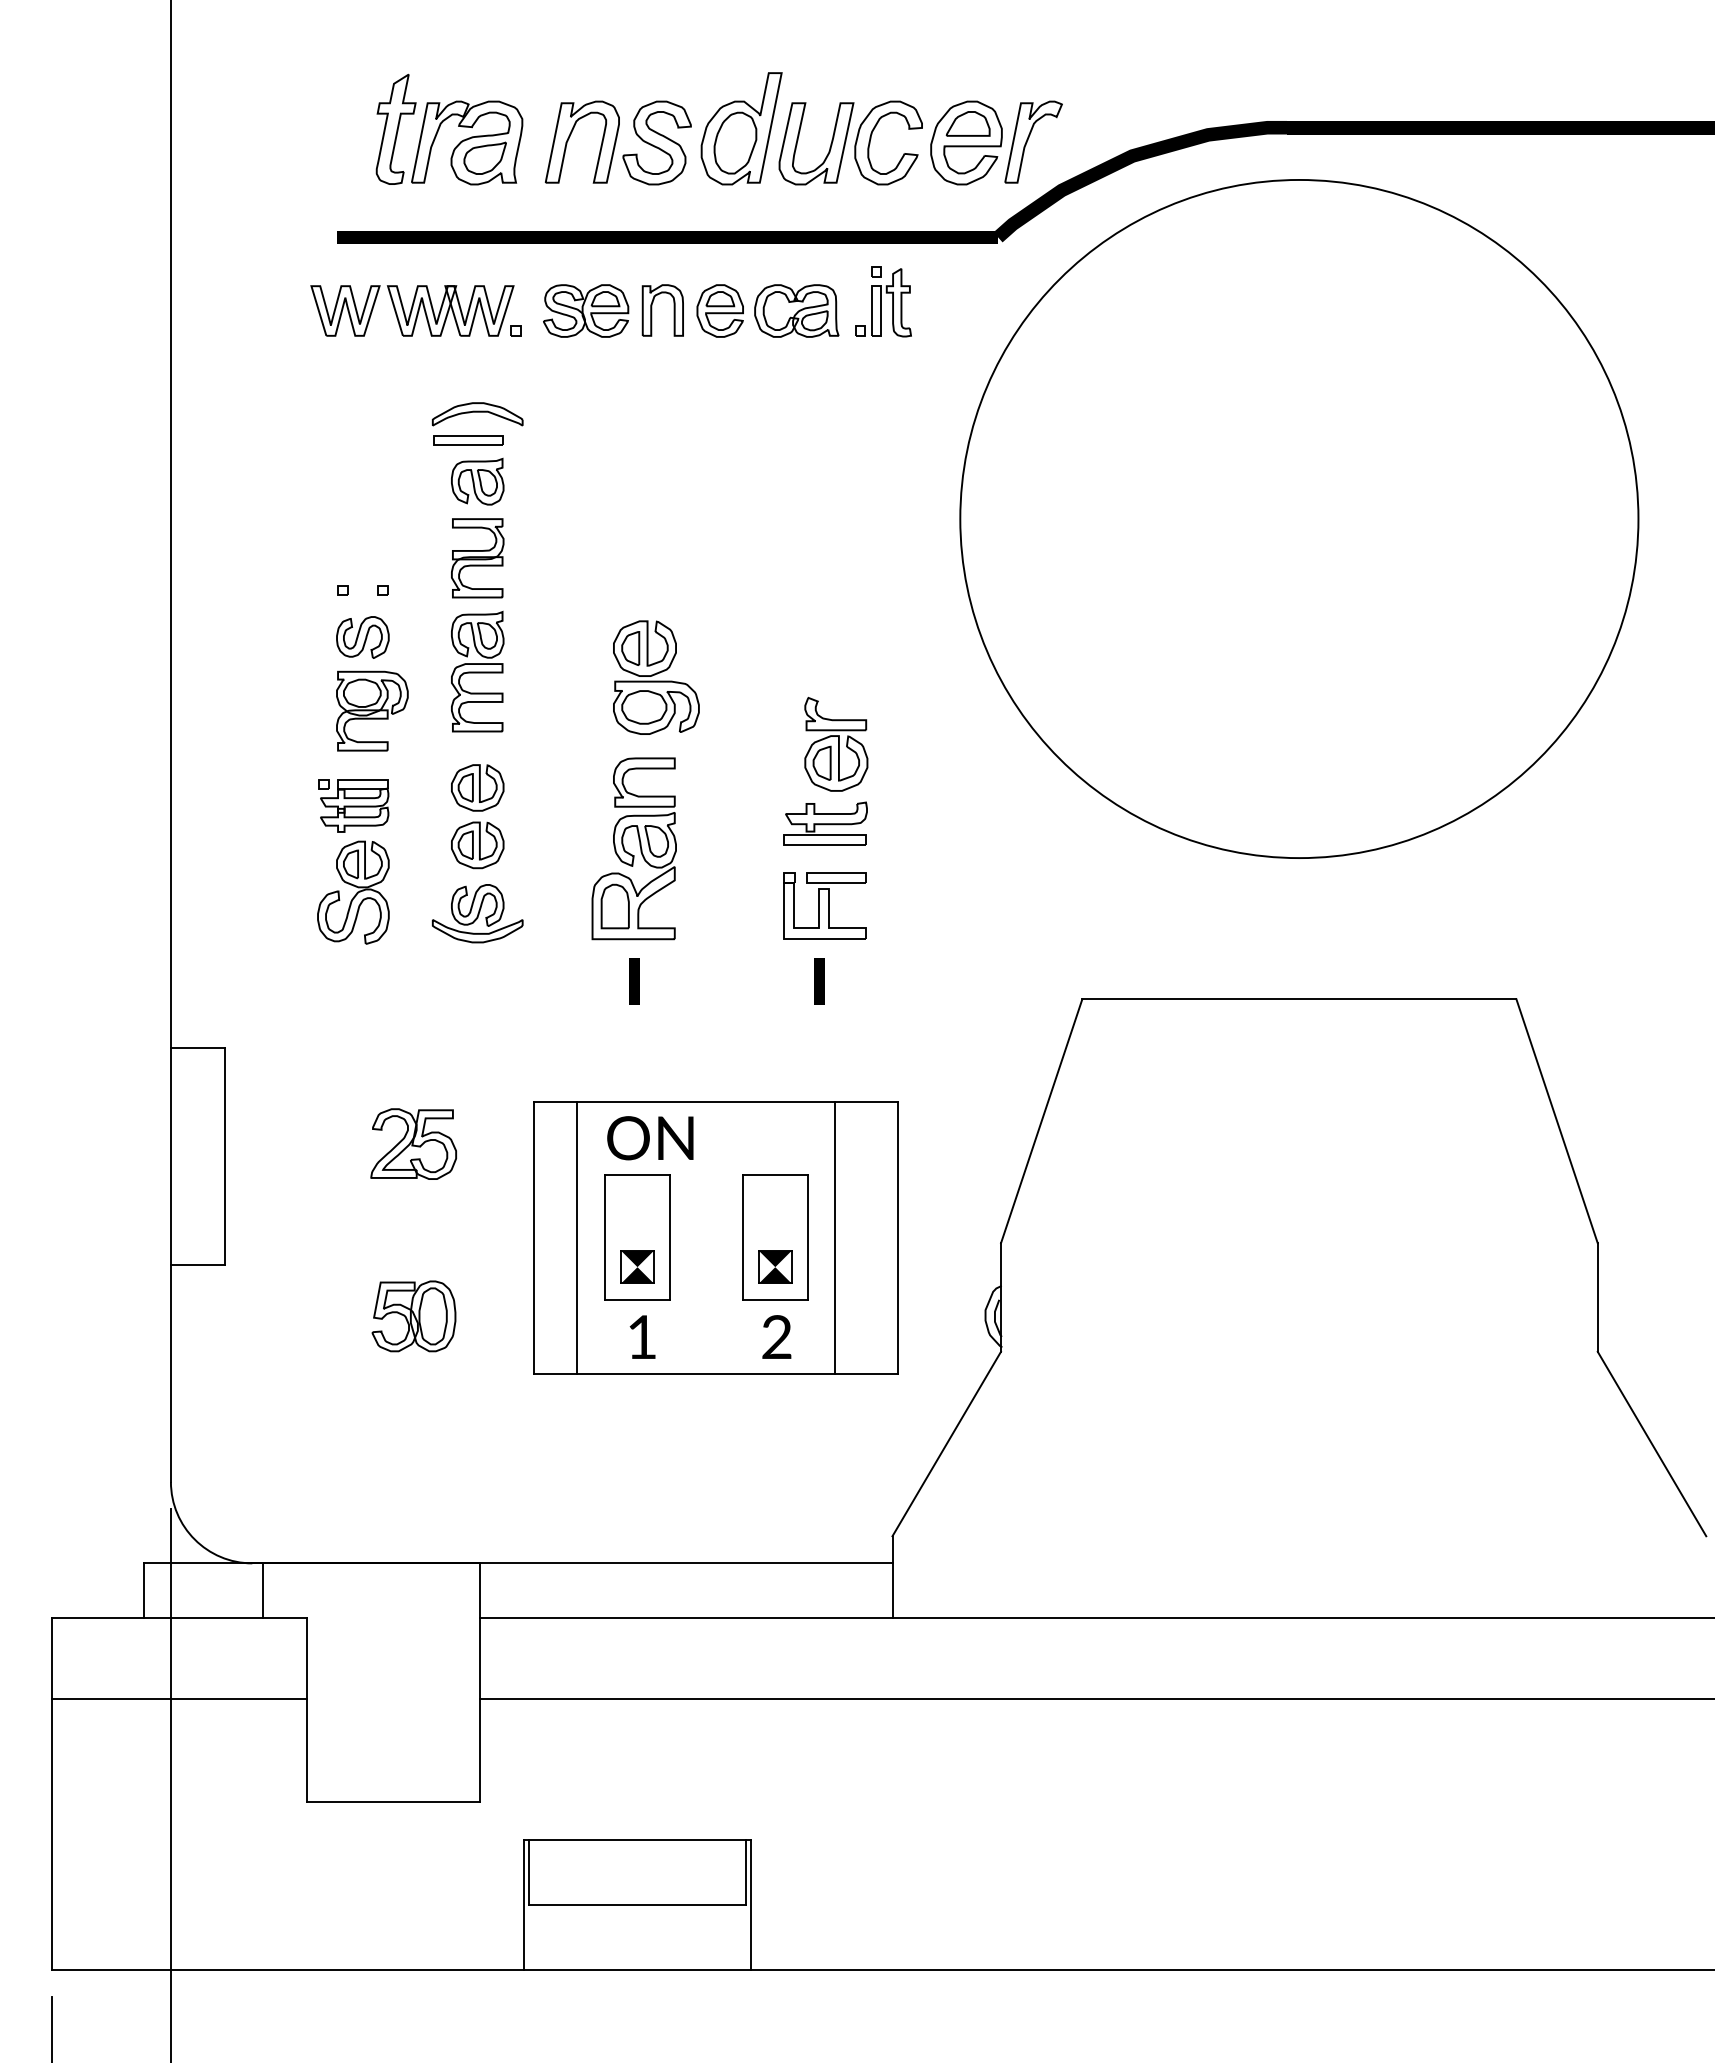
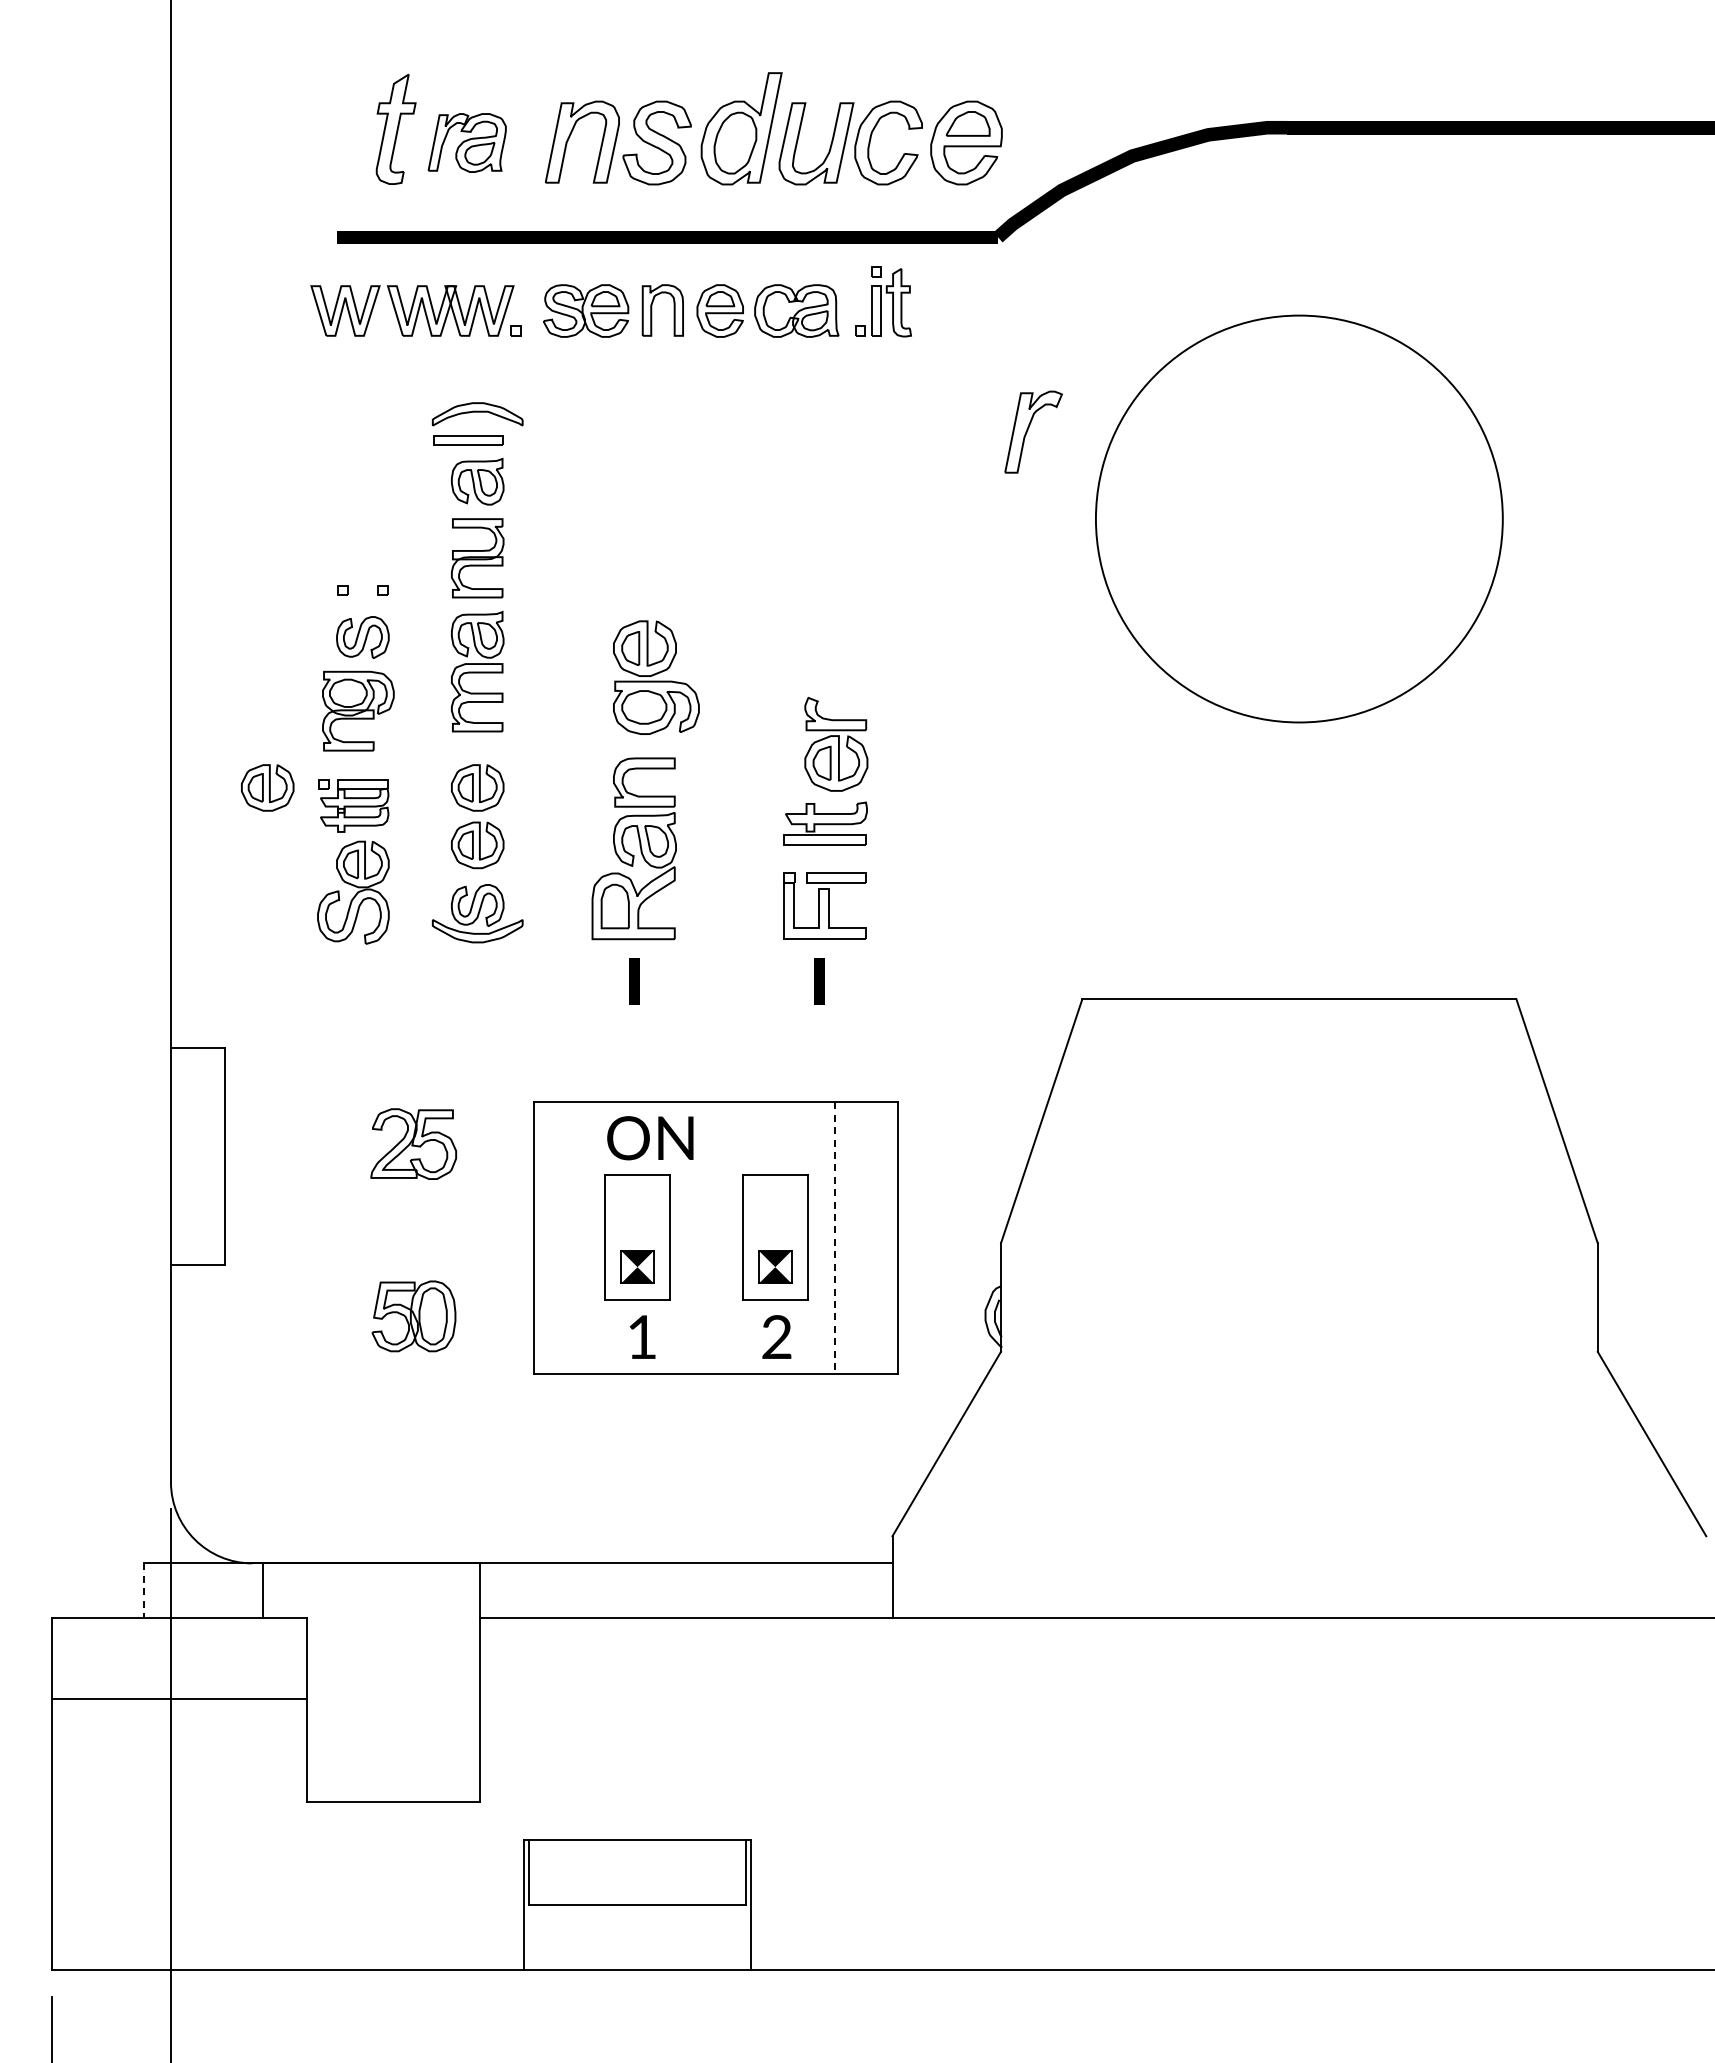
part position: (1033, 141) -> (1033, 431) (1033, 431)
part size: 113x86 px -> 80x60 px (466, 142)
circle diameter: 678 px -> 407 px (1298, 518)
part position: (372, 710) -> (358, 710) (358, 710)
part: none -> present (267, 787)
line: present -> none (577, 1237)
line: solid -> dashed (835, 1237)
line: solid -> dashed (143, 1591)
line: present -> none (1095, 1699)
